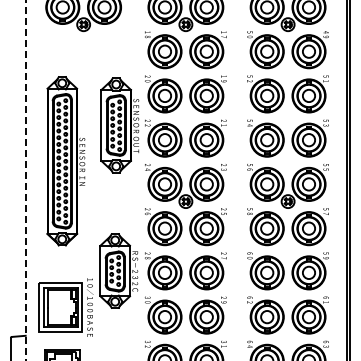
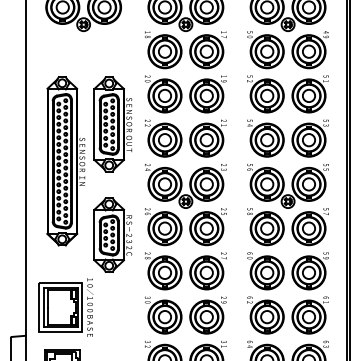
part position: (119, 125) -> (112, 124) (112, 124)
line: dashed -> solid (25, 180)
part position: (118, 270) -> (112, 234) (112, 234)
